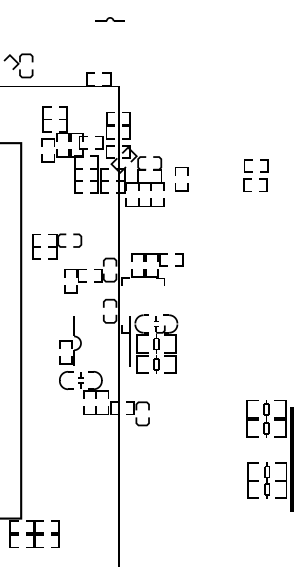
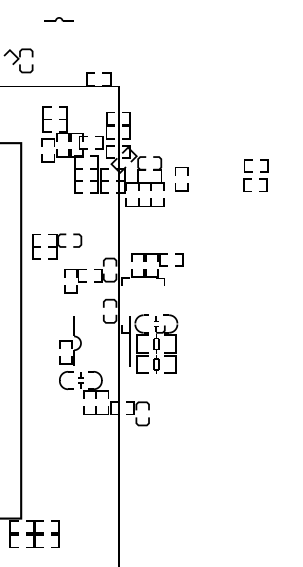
part position: (109, 19) -> (58, 19) (58, 19)
part position: (18, 65) -> (18, 60) (18, 60)
part: present -> none (267, 462)
